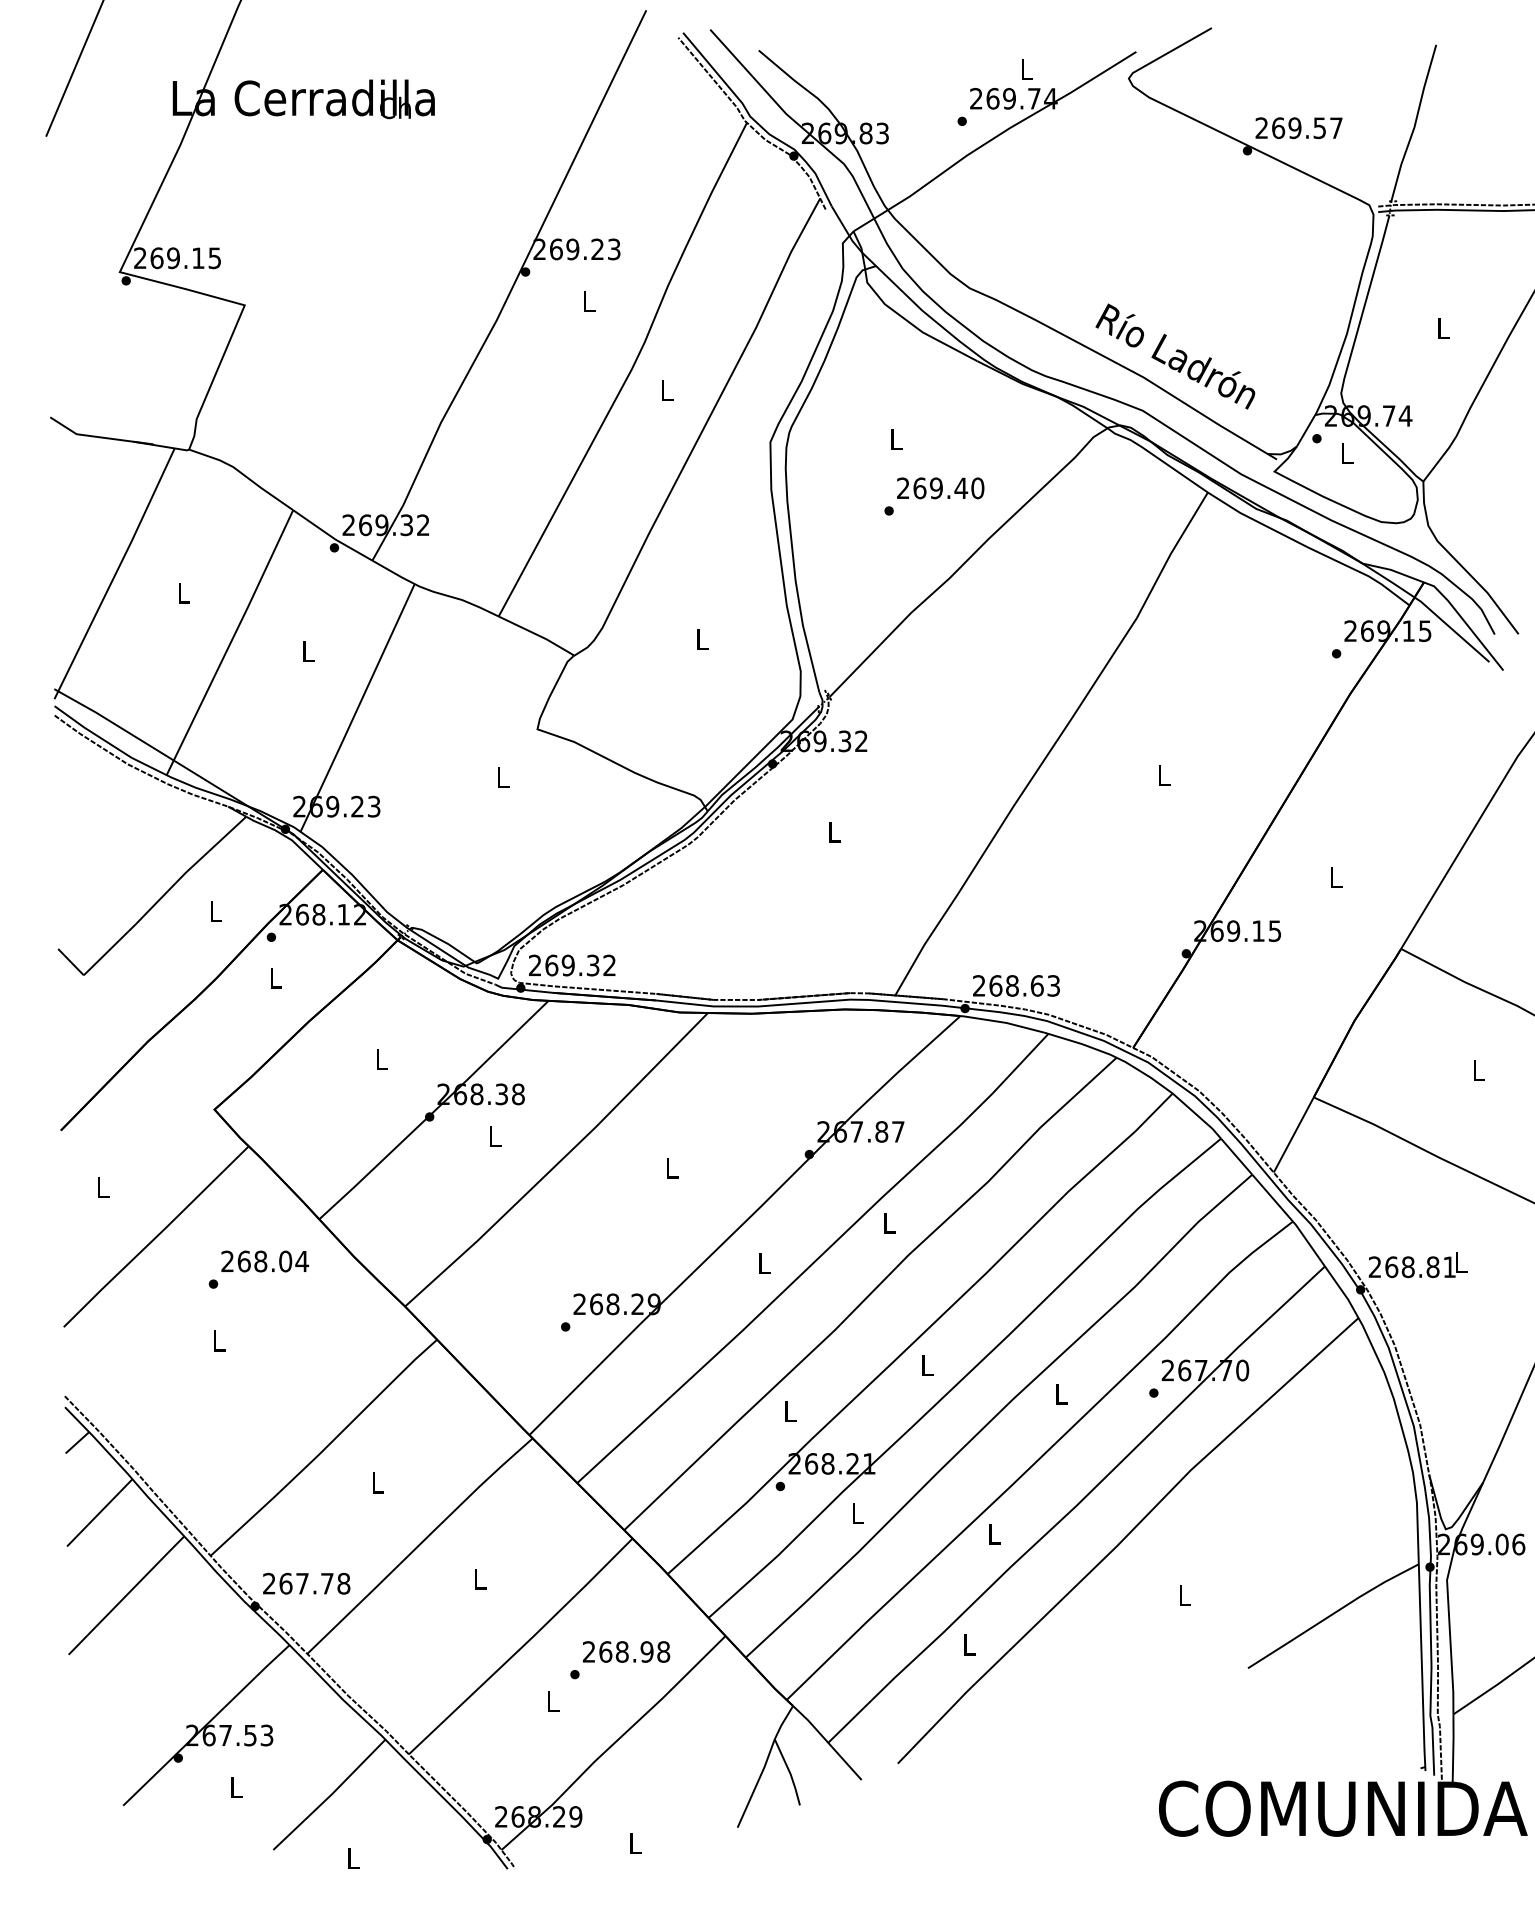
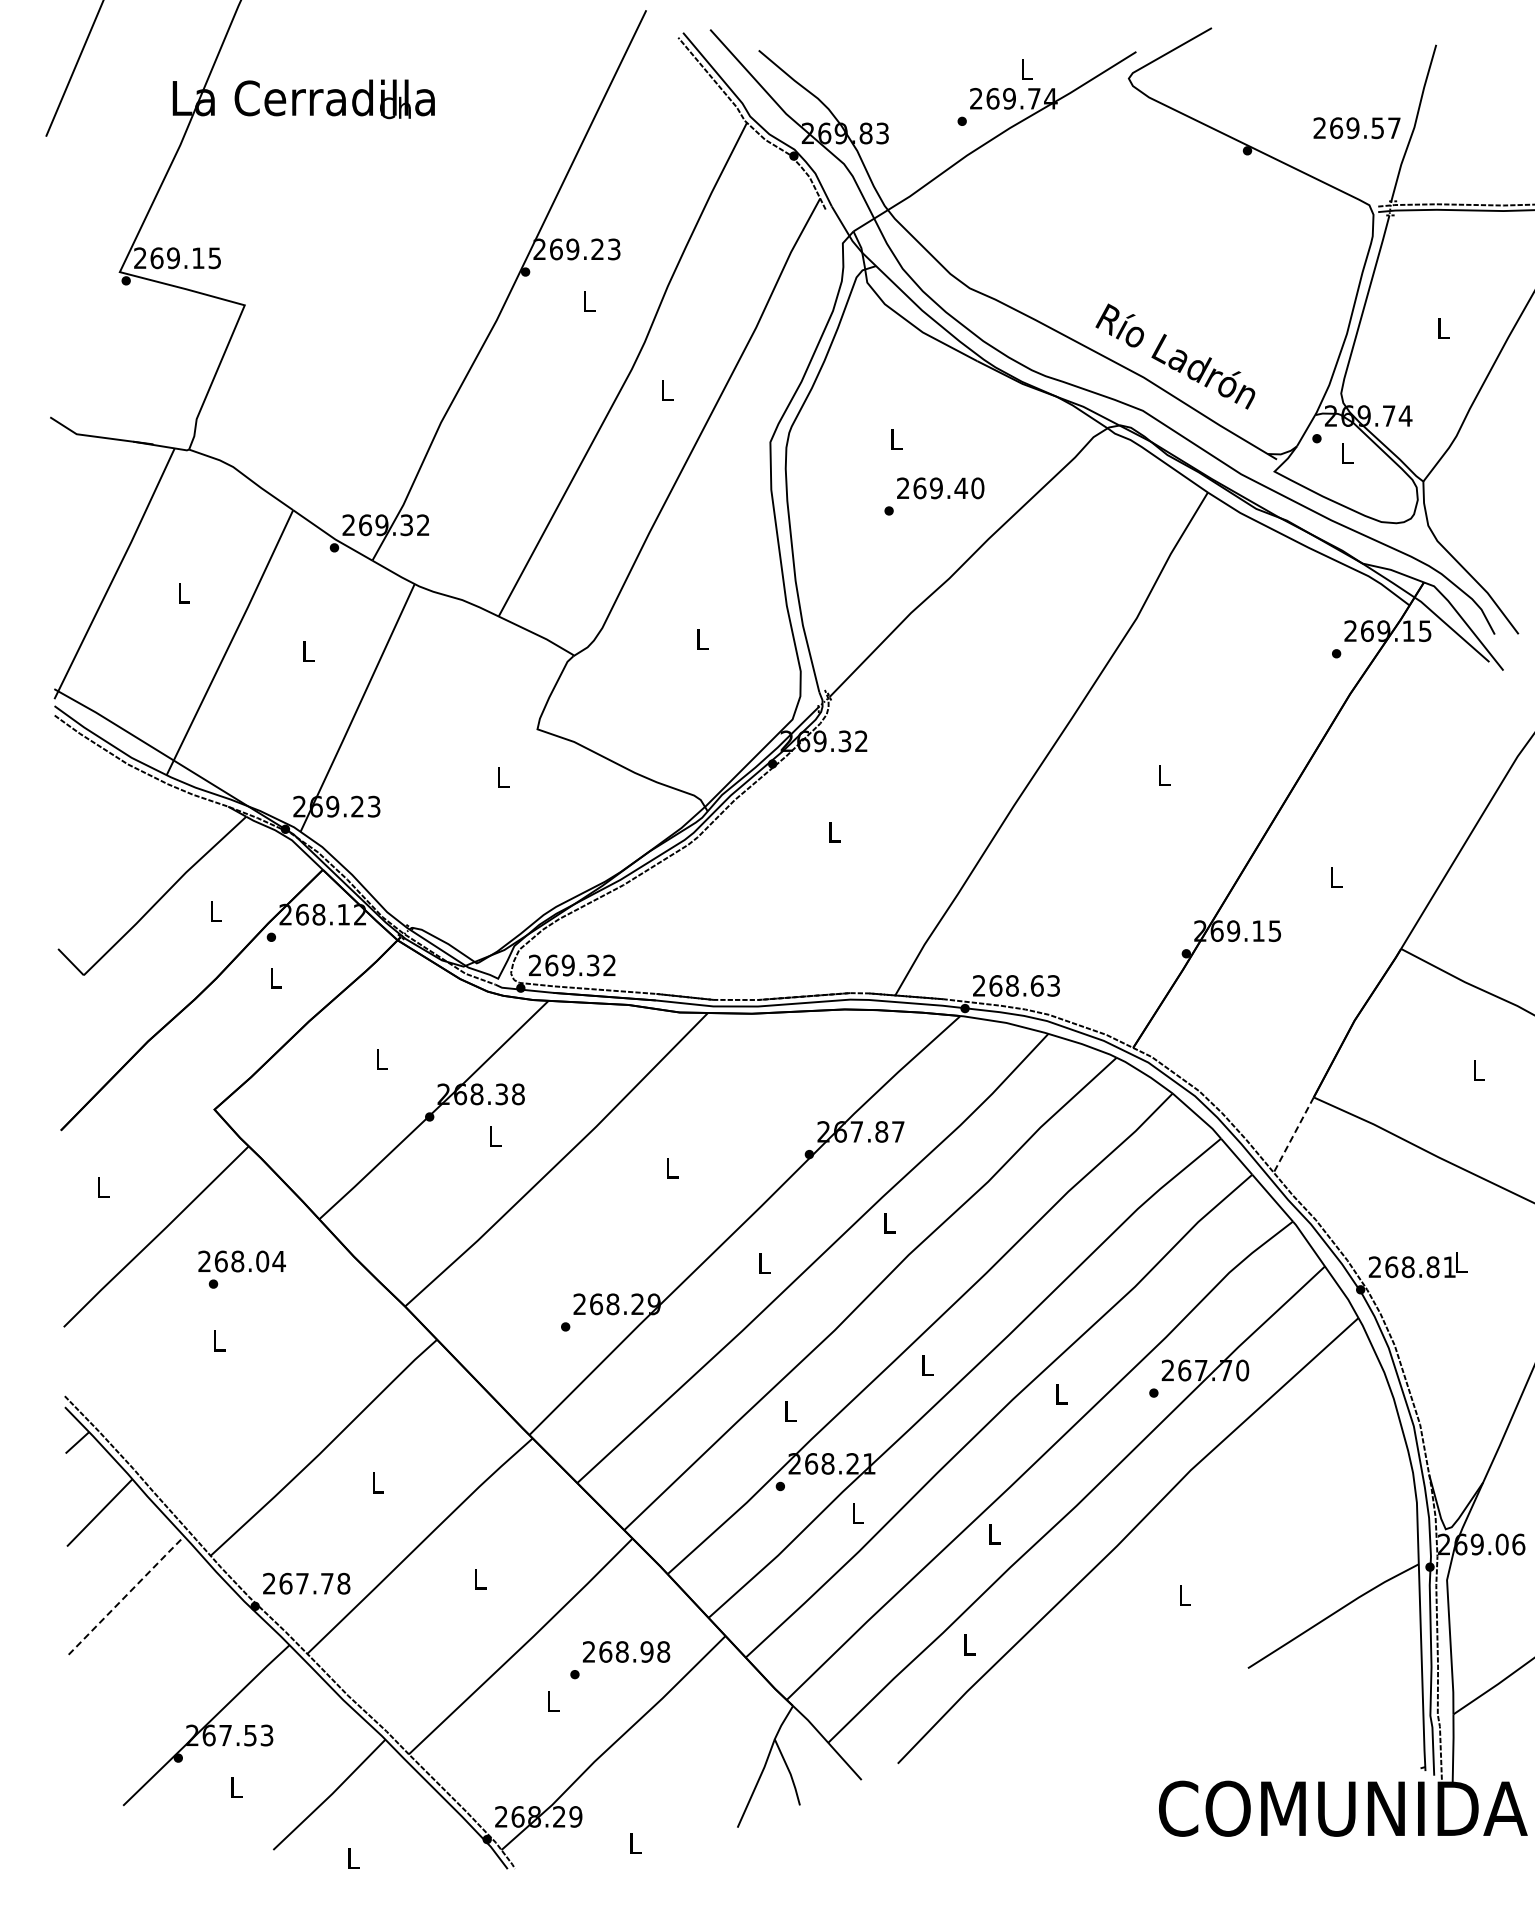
text position: (1298, 128) -> (1356, 128) (1356, 128)
line: solid -> dashed (1293, 1135)
text position: (264, 1261) -> (241, 1261) (241, 1261)
line: solid -> dashed (127, 1594)
